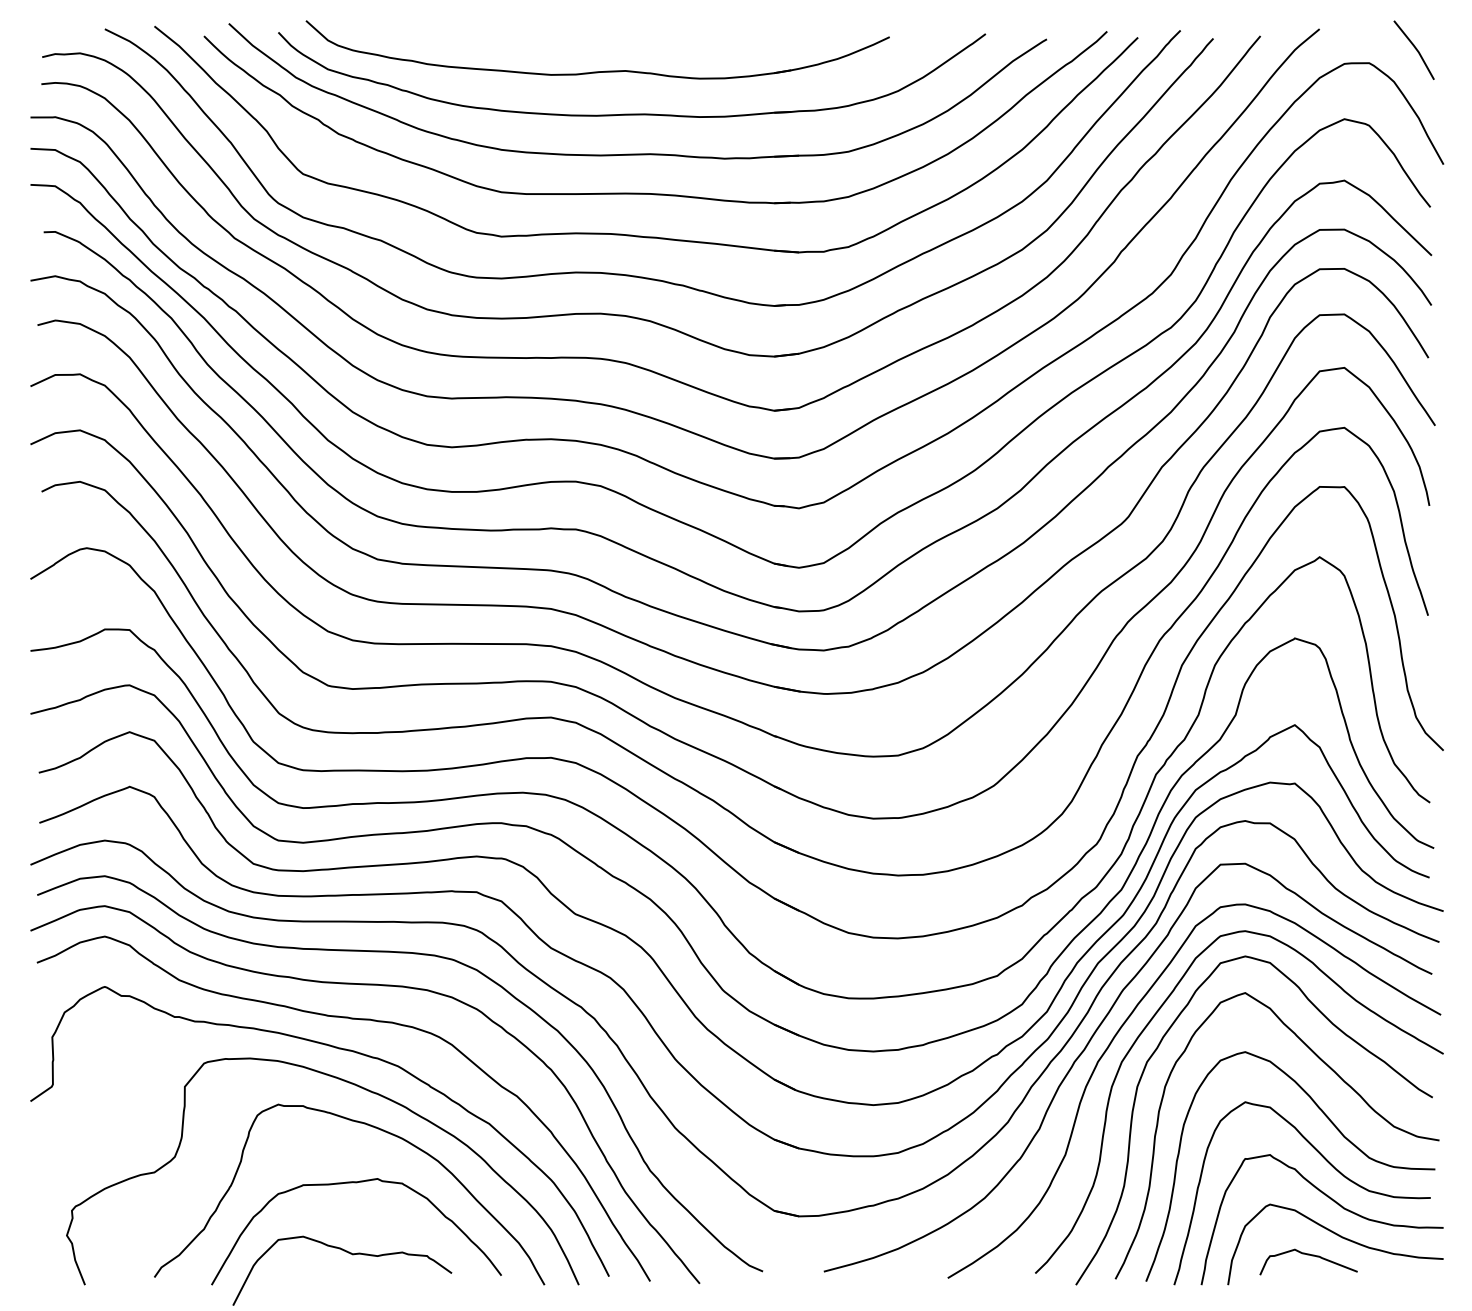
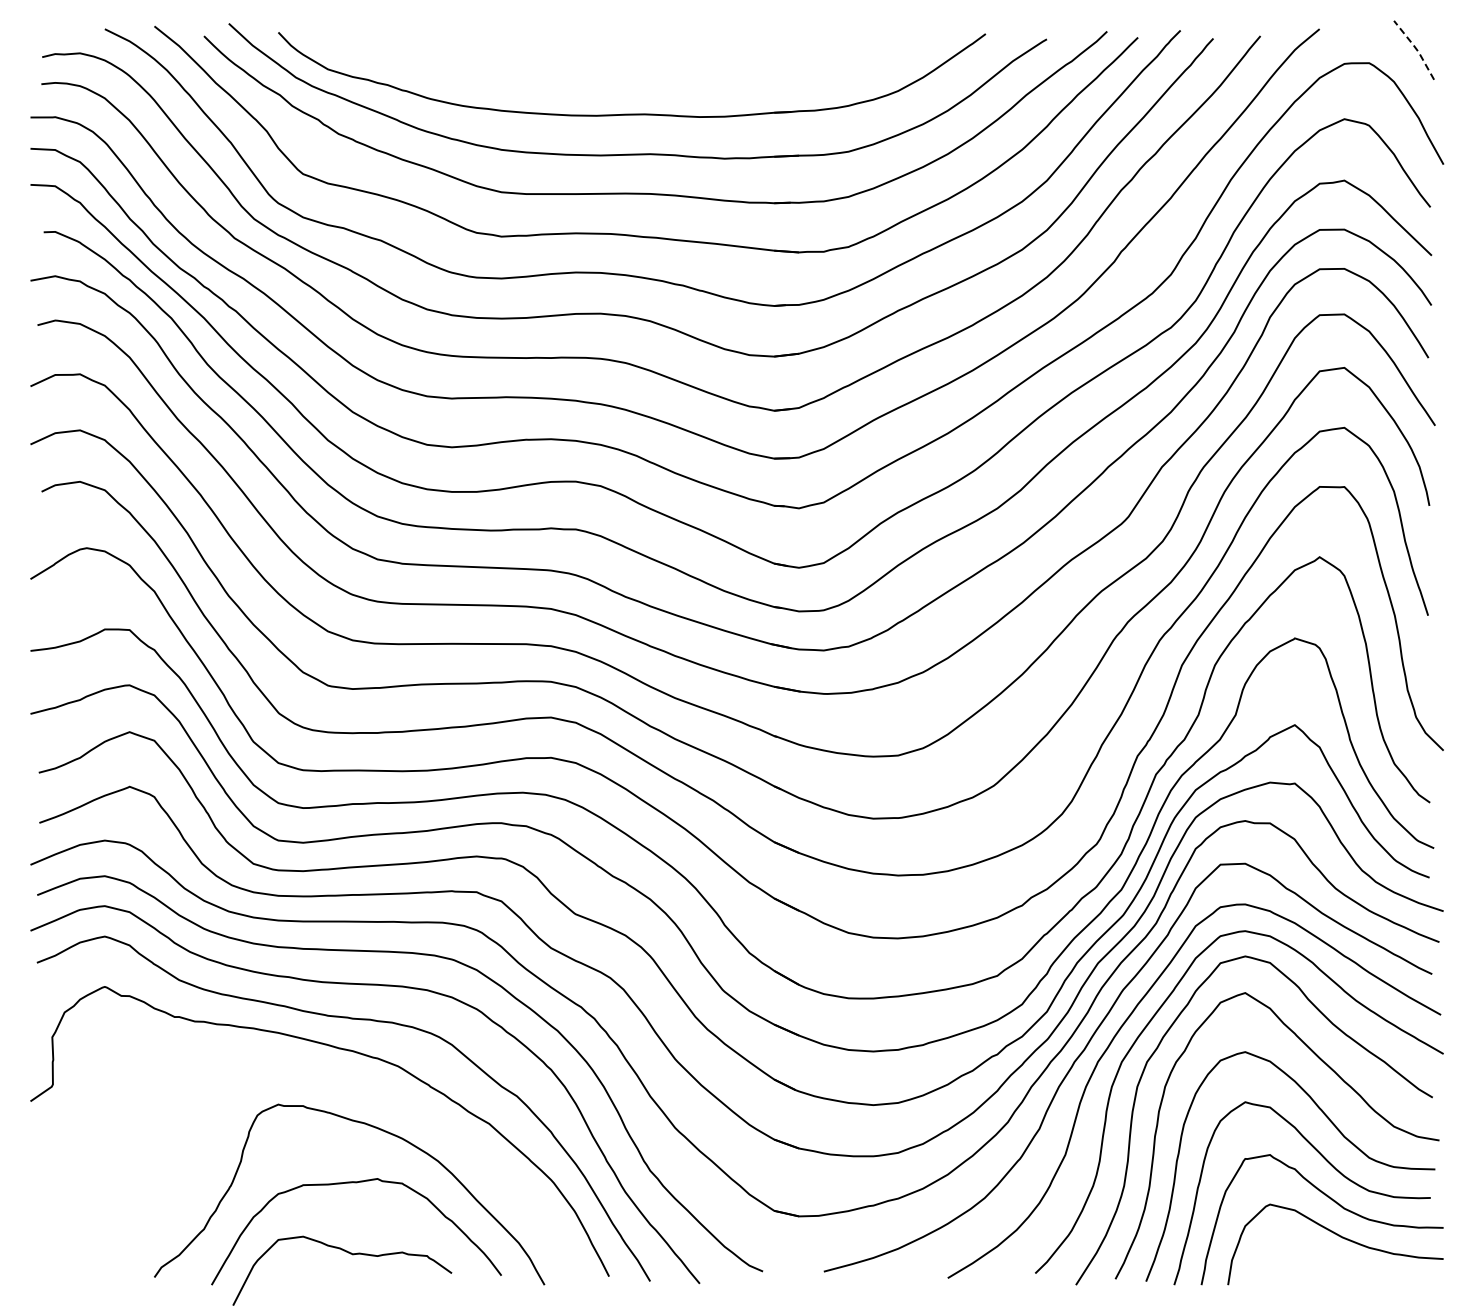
line: solid -> dashed (1416, 48)
part: present -> none (597, 71)
curve: present -> none (358, 1087)
curve: present -> none (1308, 1255)
